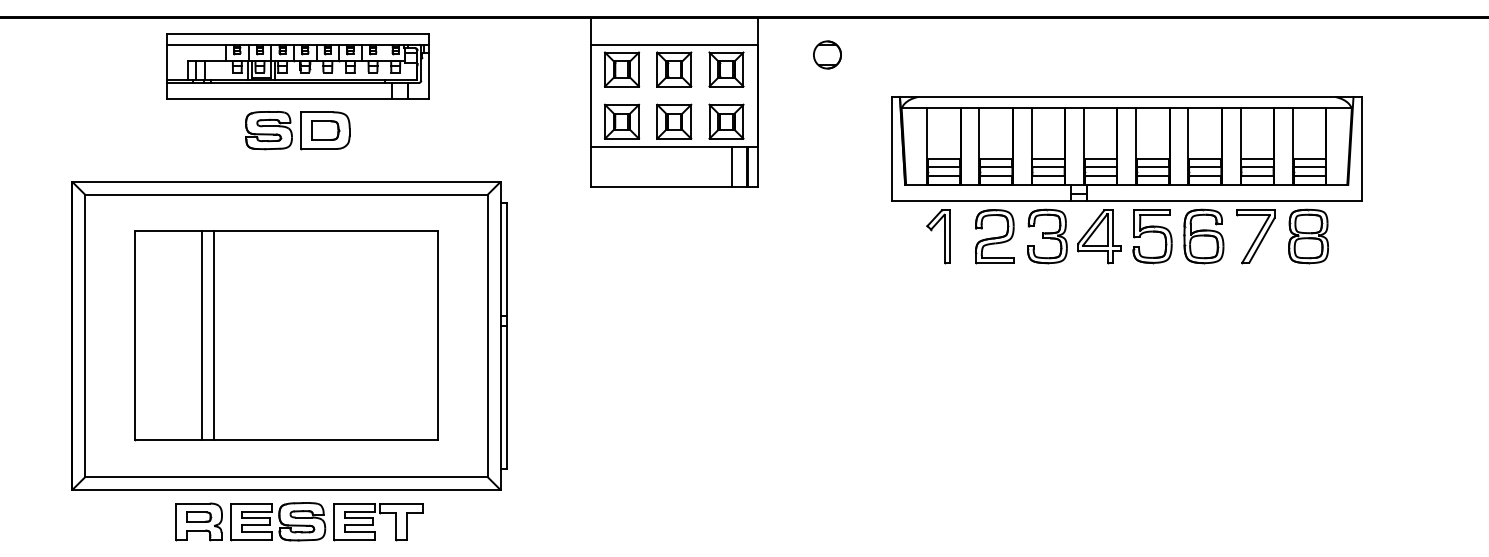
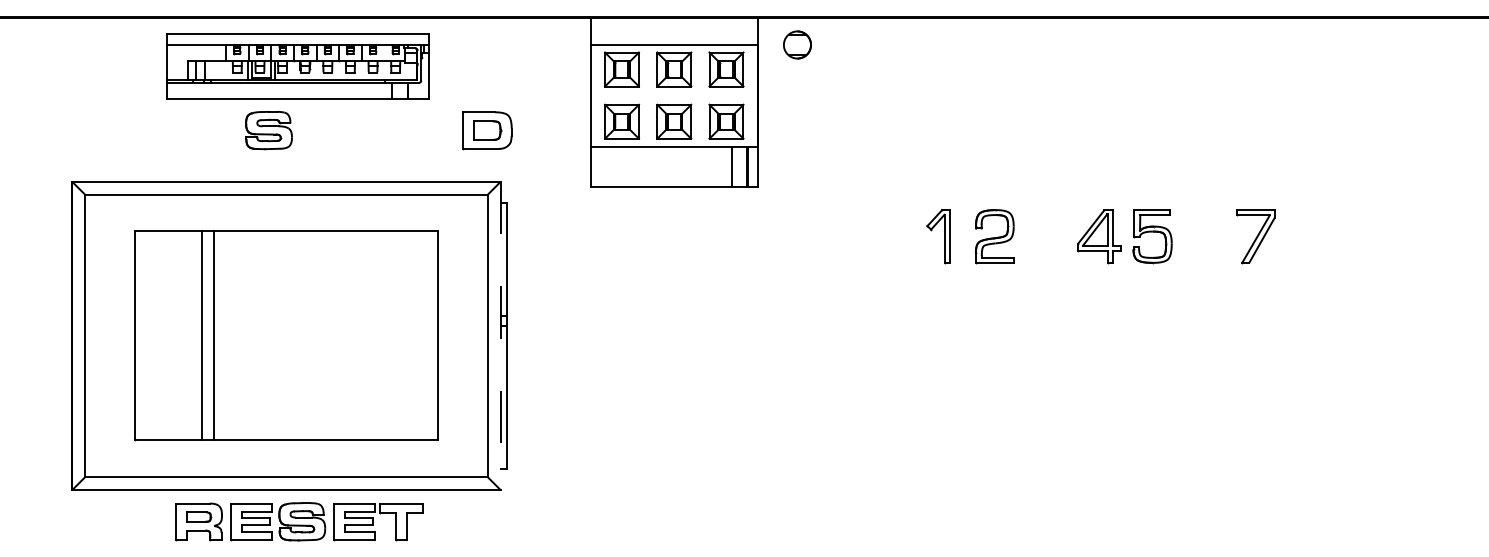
part position: (827, 54) -> (797, 44) (797, 44)
part position: (325, 130) -> (487, 130) (487, 130)
part: present -> none (1126, 180)
line: solid -> dashed (500, 336)
